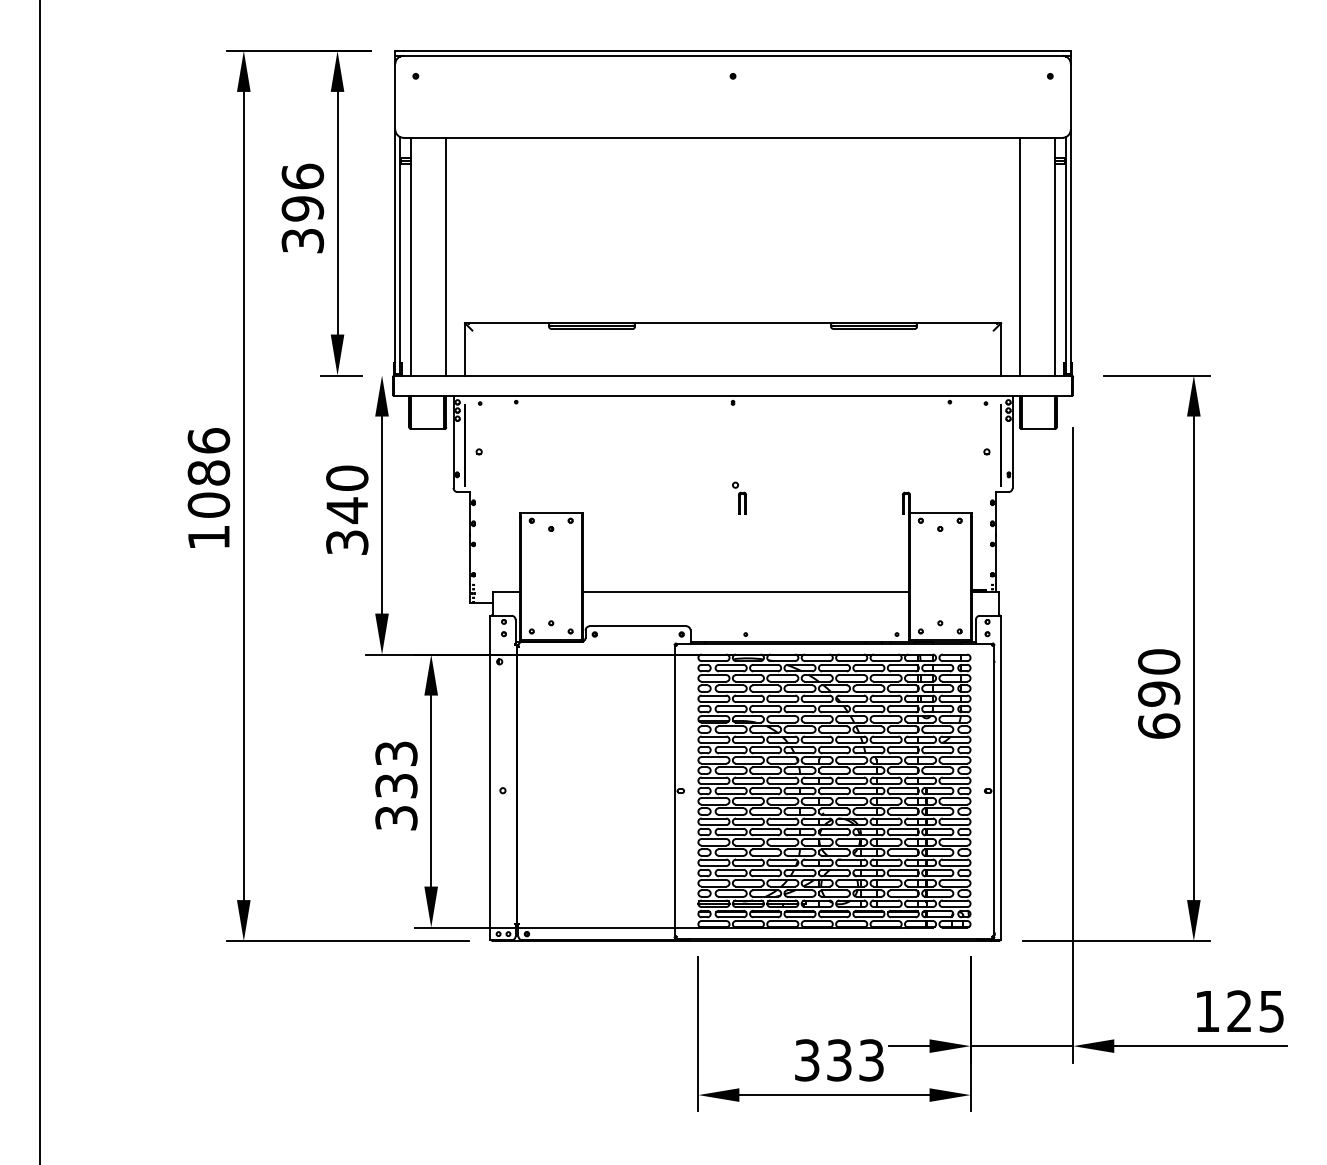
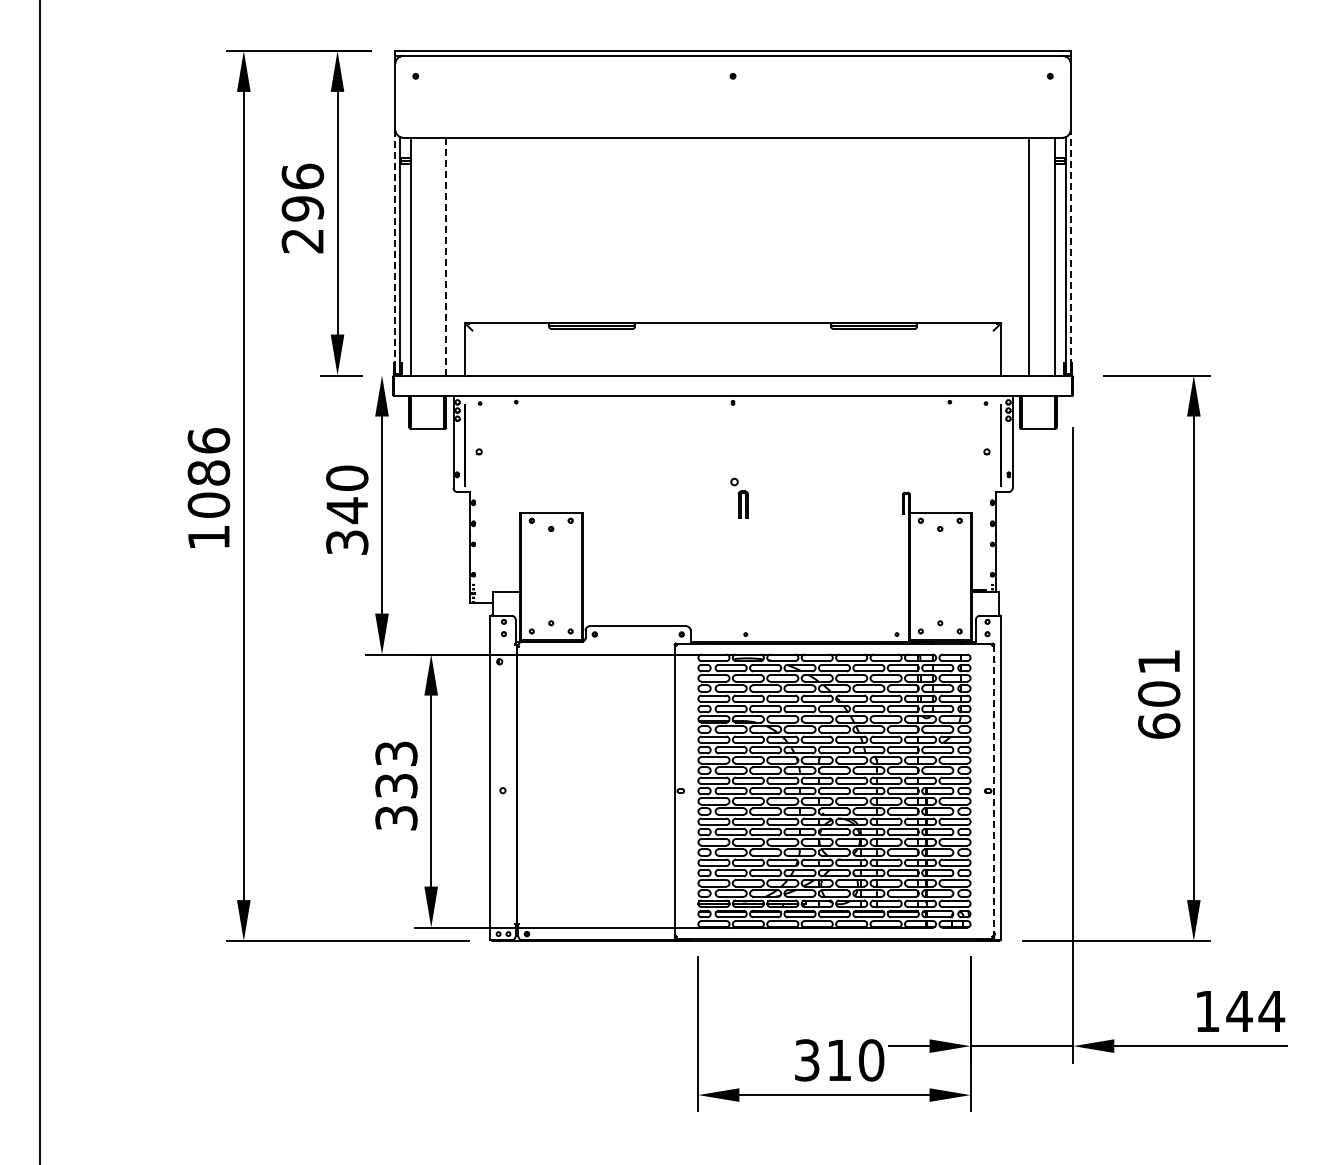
text: 396 -> 296 (302, 241)
line: solid -> dashed (1070, 247)
line: solid -> dashed (395, 248)
line: solid -> dashed (446, 256)
line position: (1020, 256) -> (1029, 256) (1029, 256)
part size: 15x34 px -> 19x42 px (739, 497)
line: present -> none (745, 592)
text: 690 -> 601 (1159, 677)
line: solid -> dashed (994, 791)
text: 125 -> 144 (1255, 1011)
text: 333 -> 310 (855, 1060)
